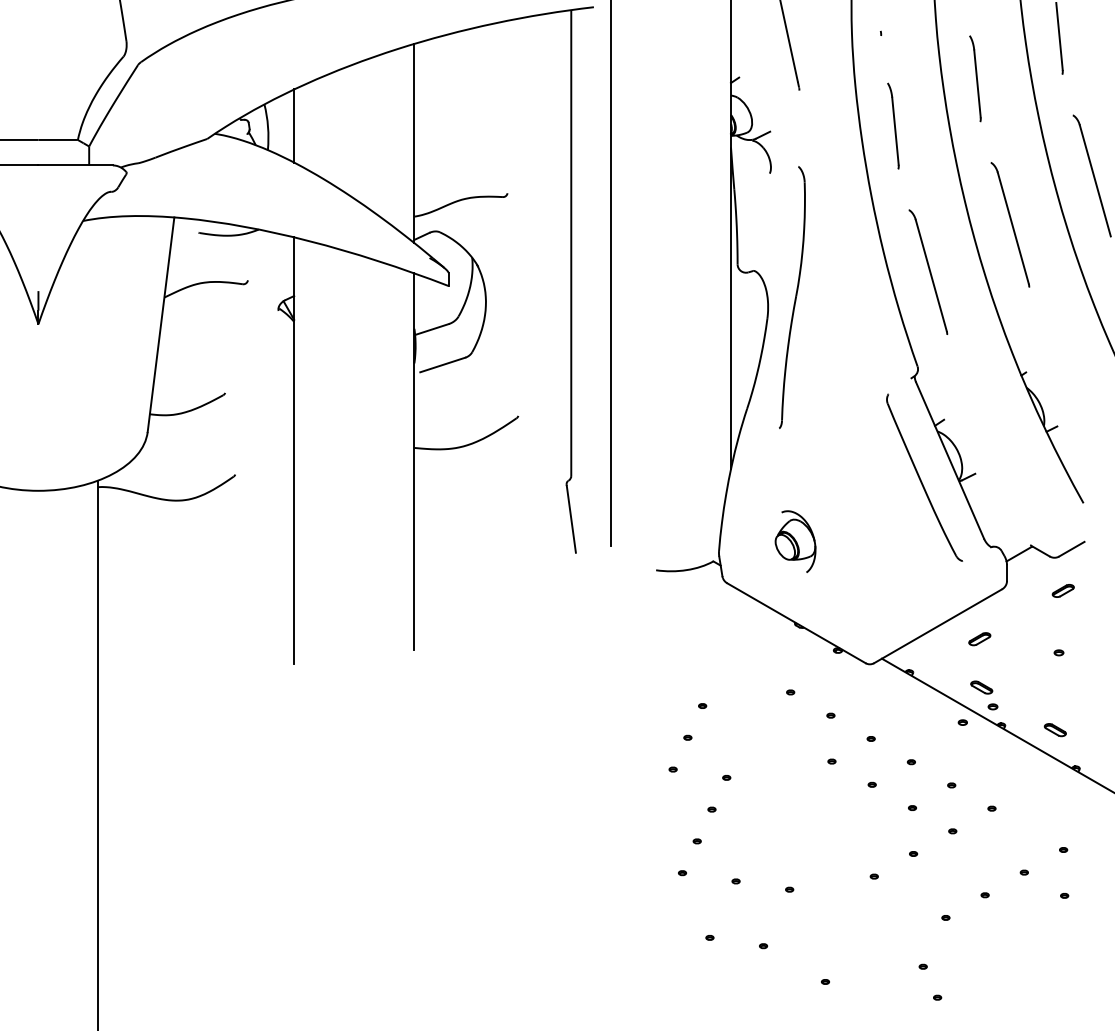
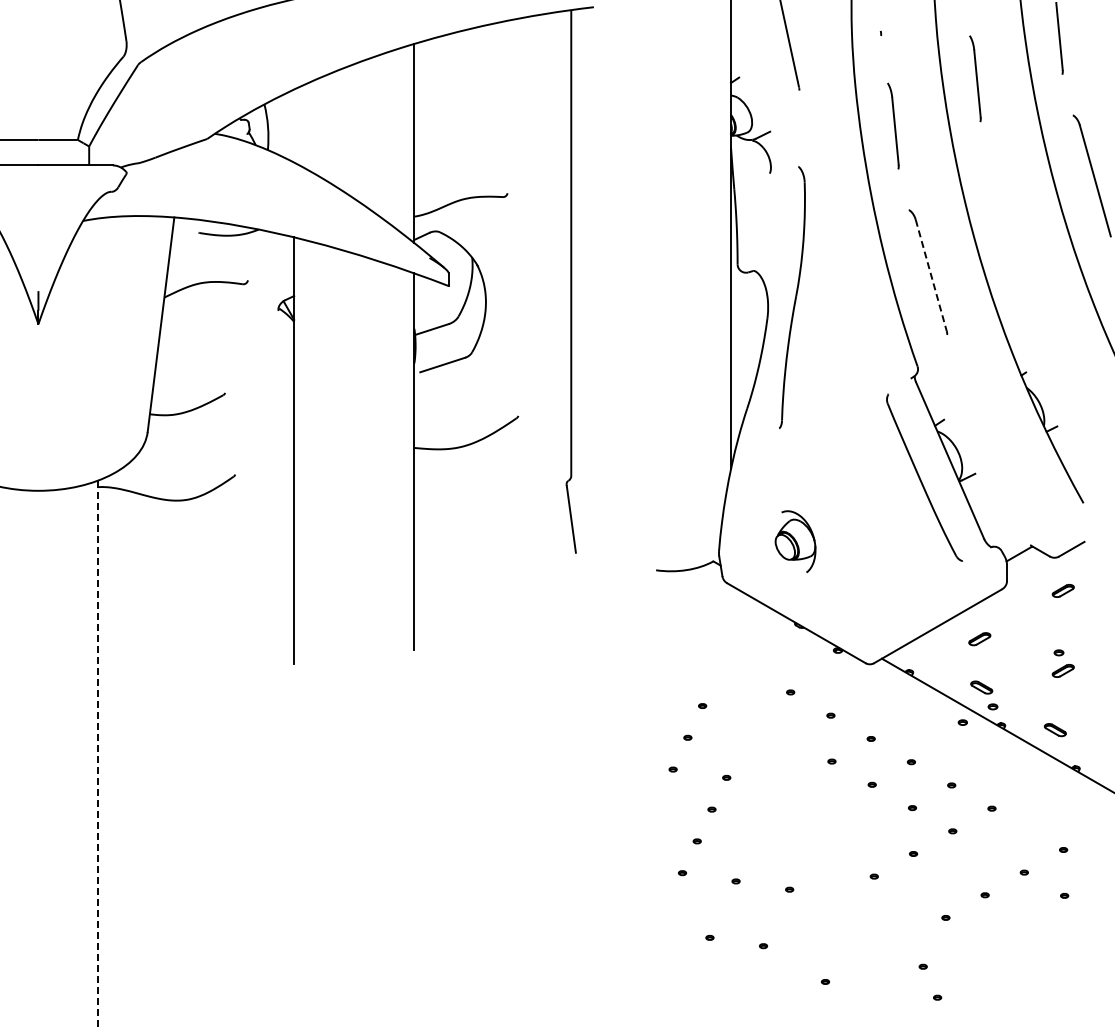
line: present -> none (294, 125)
part: present -> none (1010, 224)
line: present -> none (610, 273)
line: solid -> dashed (931, 275)
part: none -> present (1062, 670)
line: solid -> dashed (97, 755)
